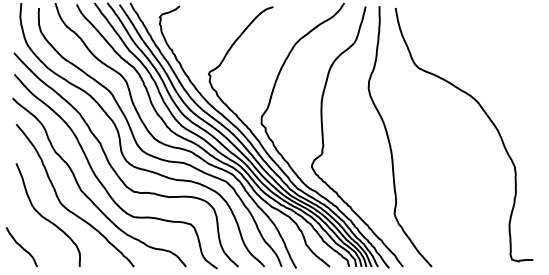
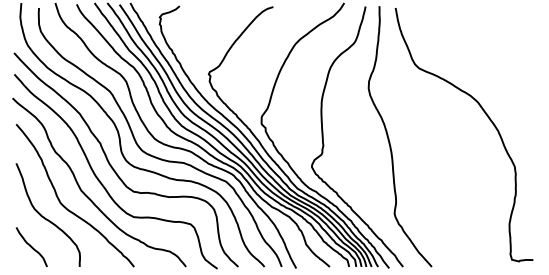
curve position: (21, 247) -> (31, 247) (31, 247)
